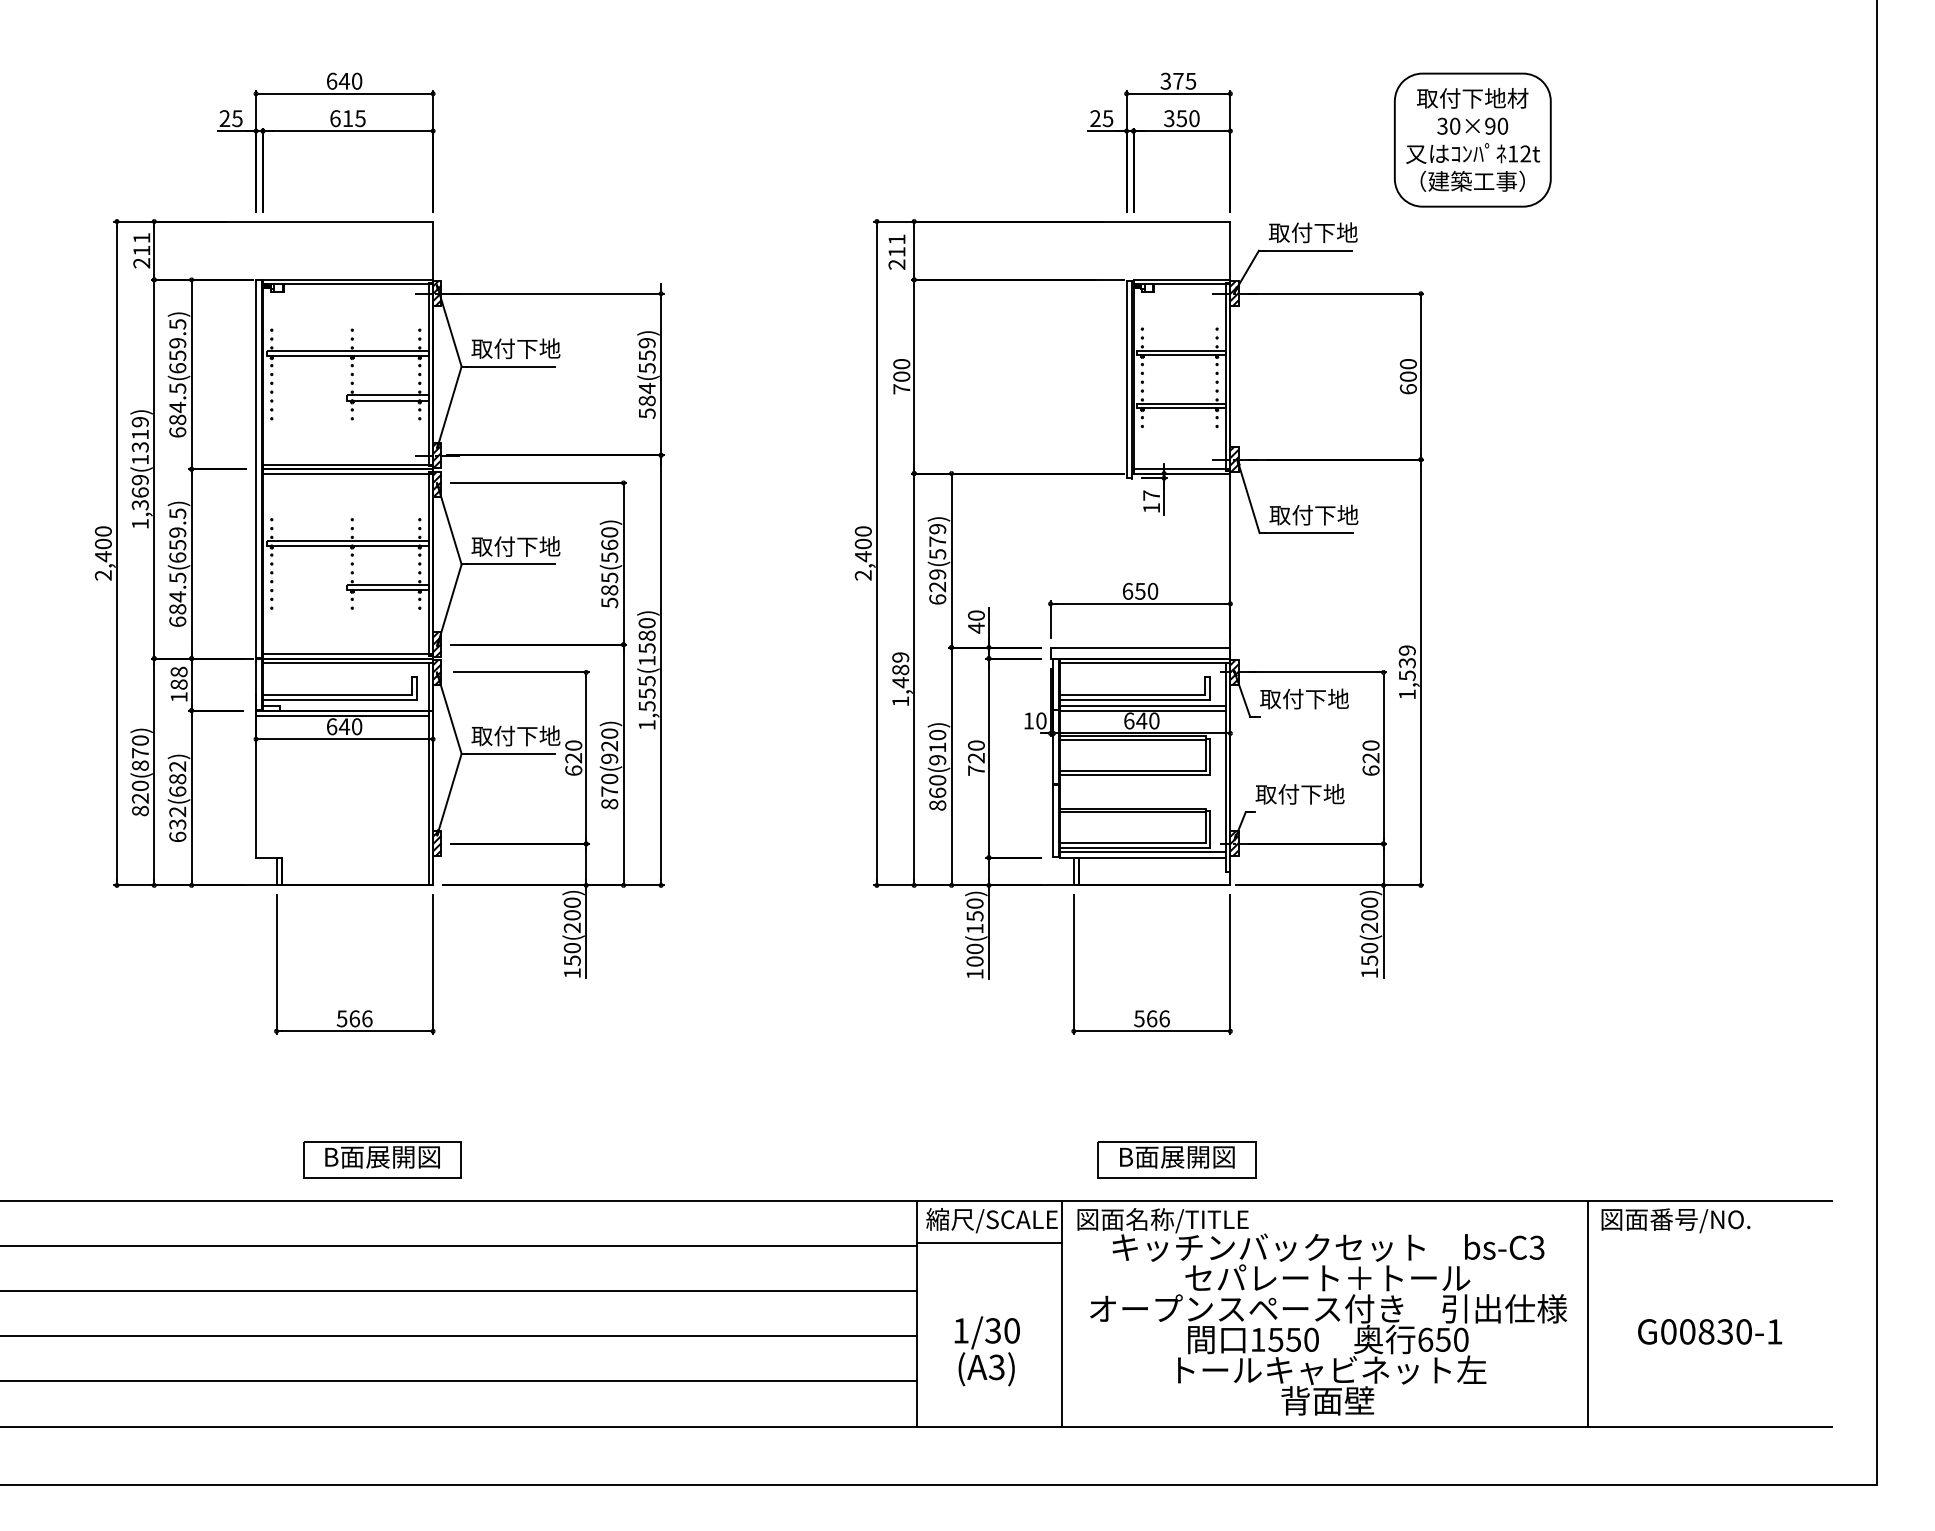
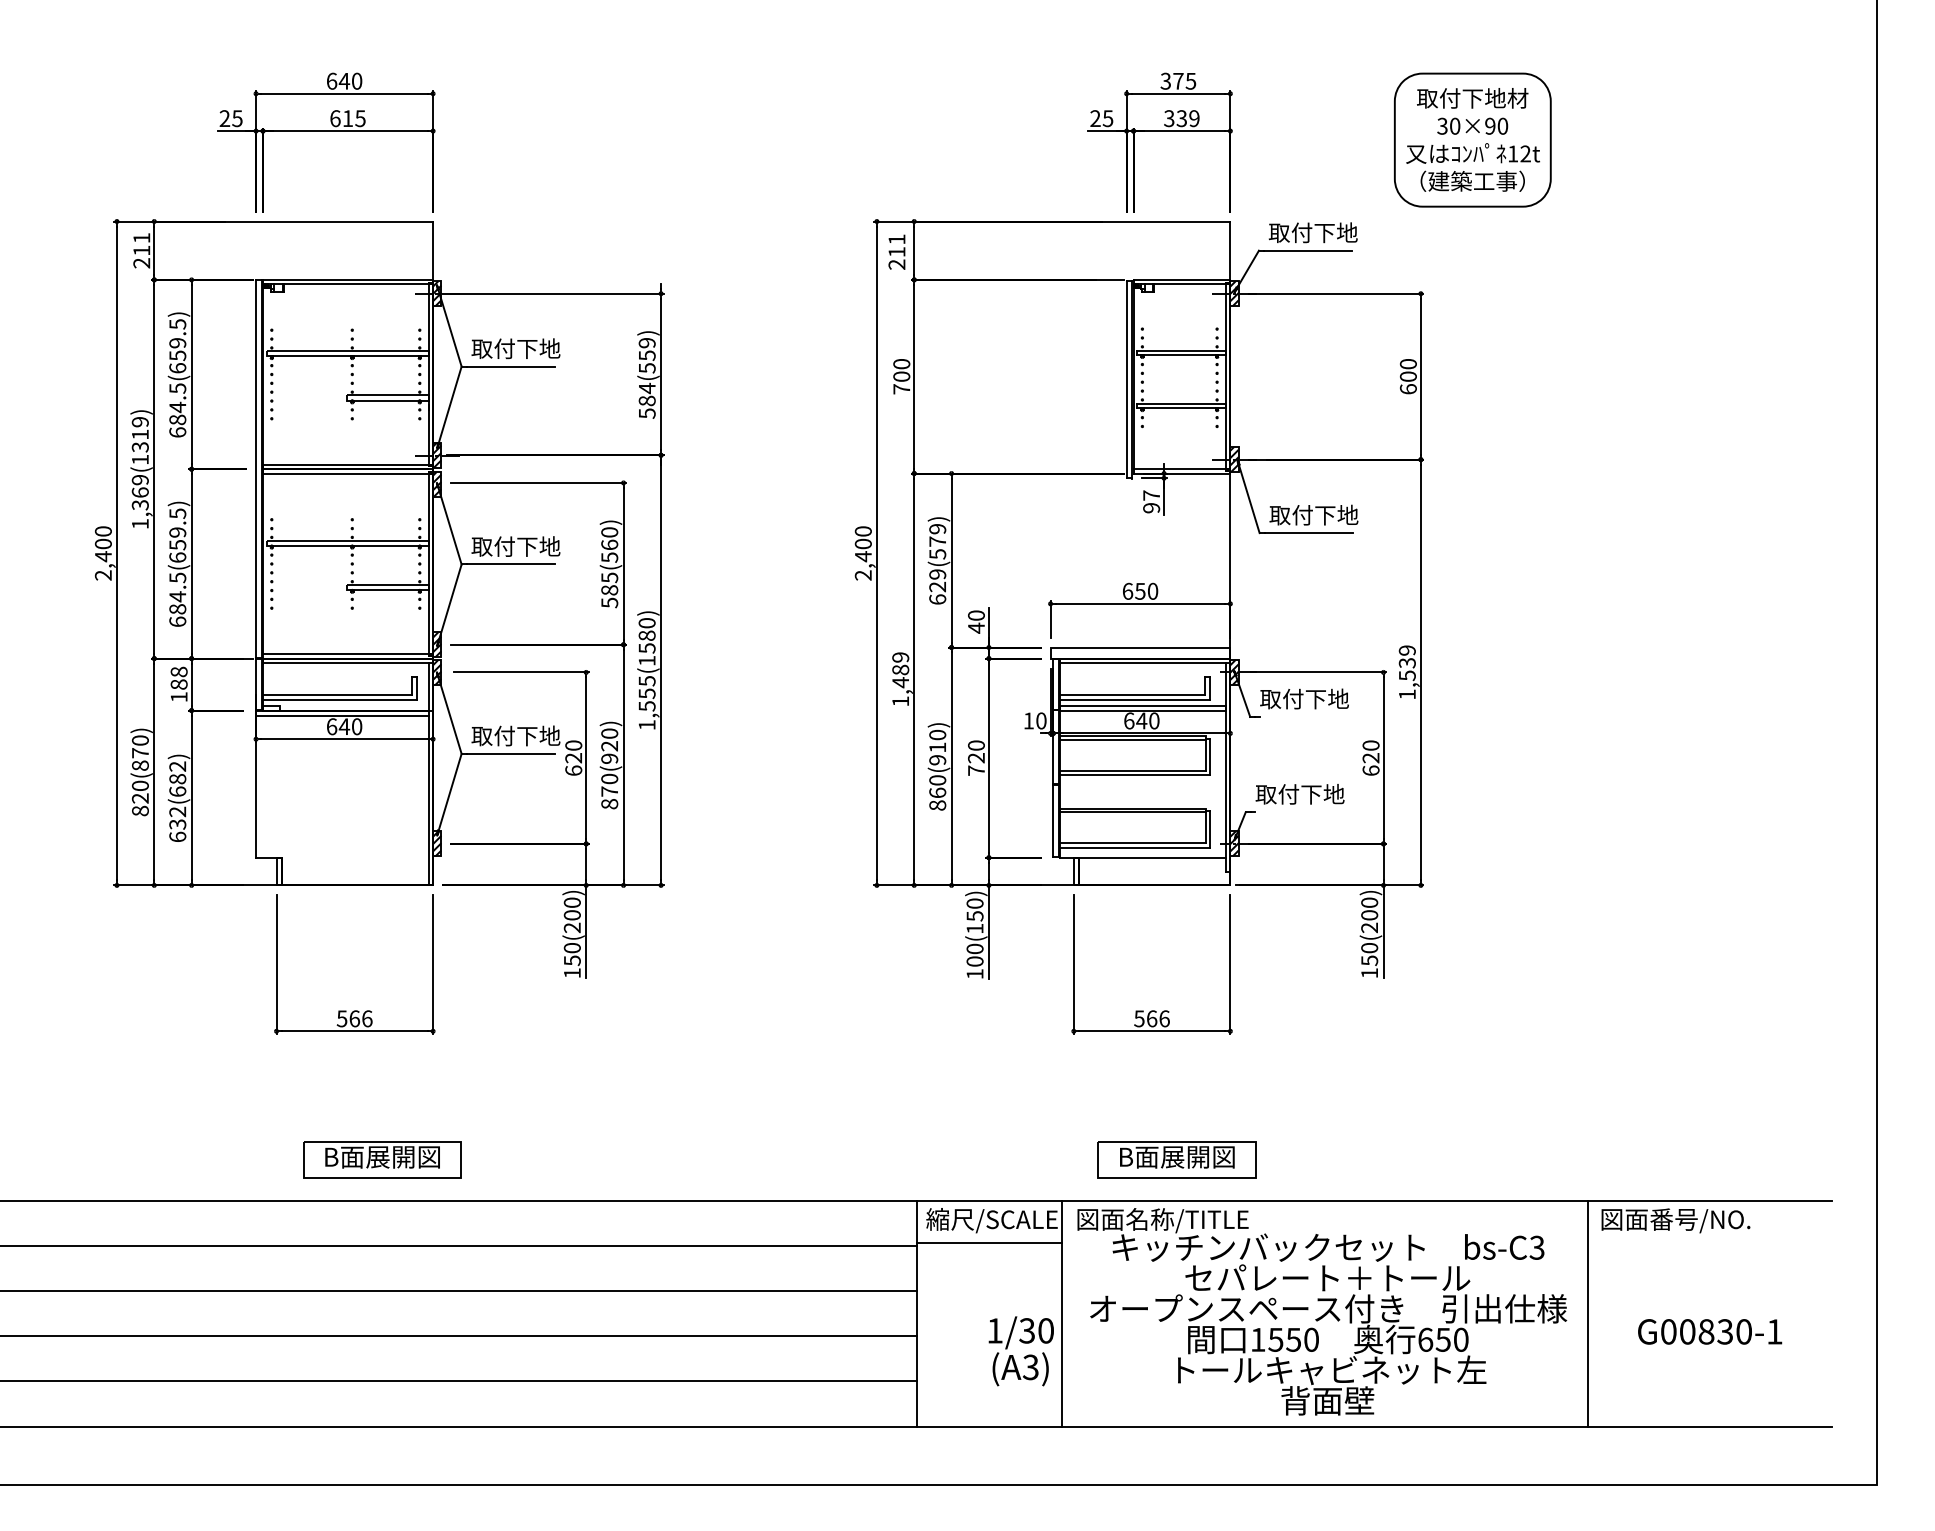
text: 350 -> 339 (1188, 118)
text: 17 -> 97 (1151, 508)
line: present -> none (1142, 852)
text position: (986, 1351) -> (1020, 1351) (1020, 1351)
